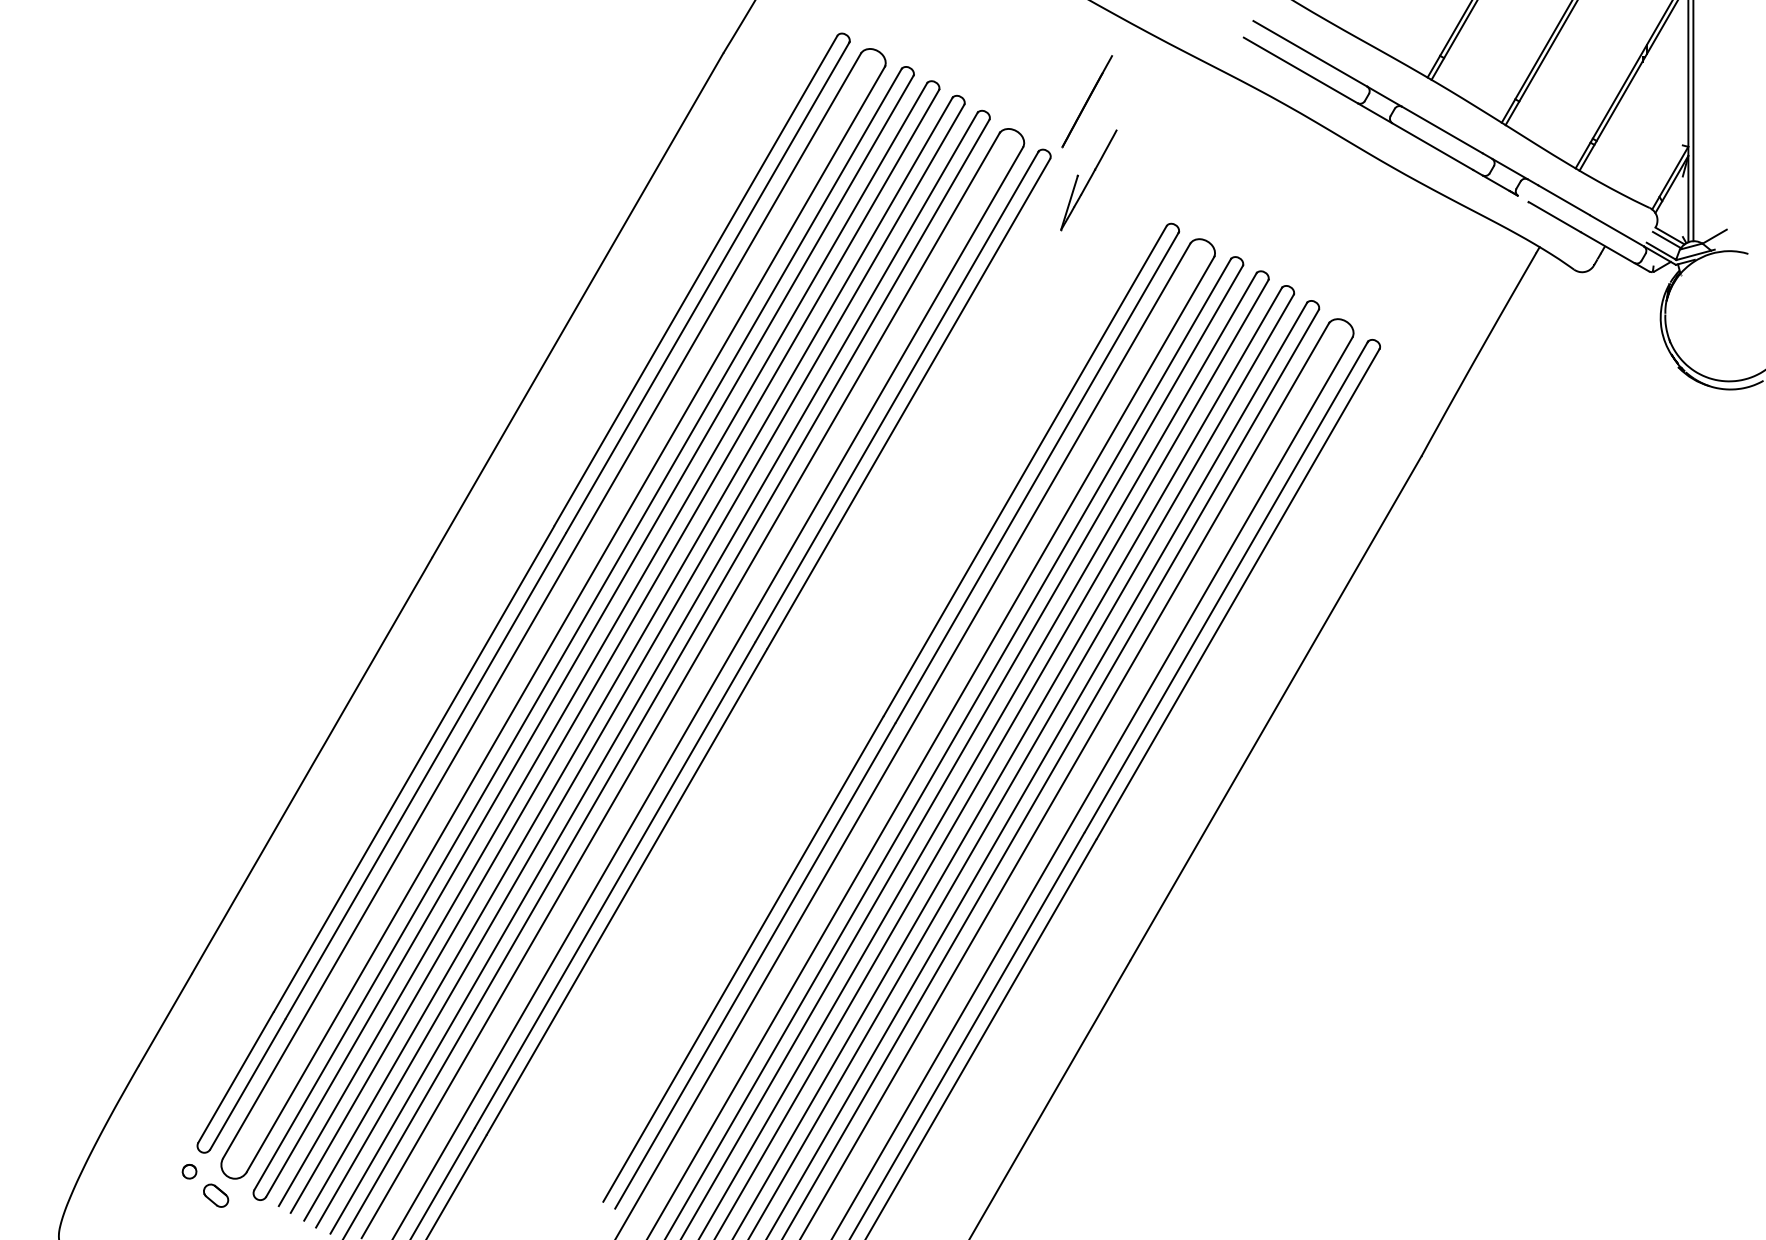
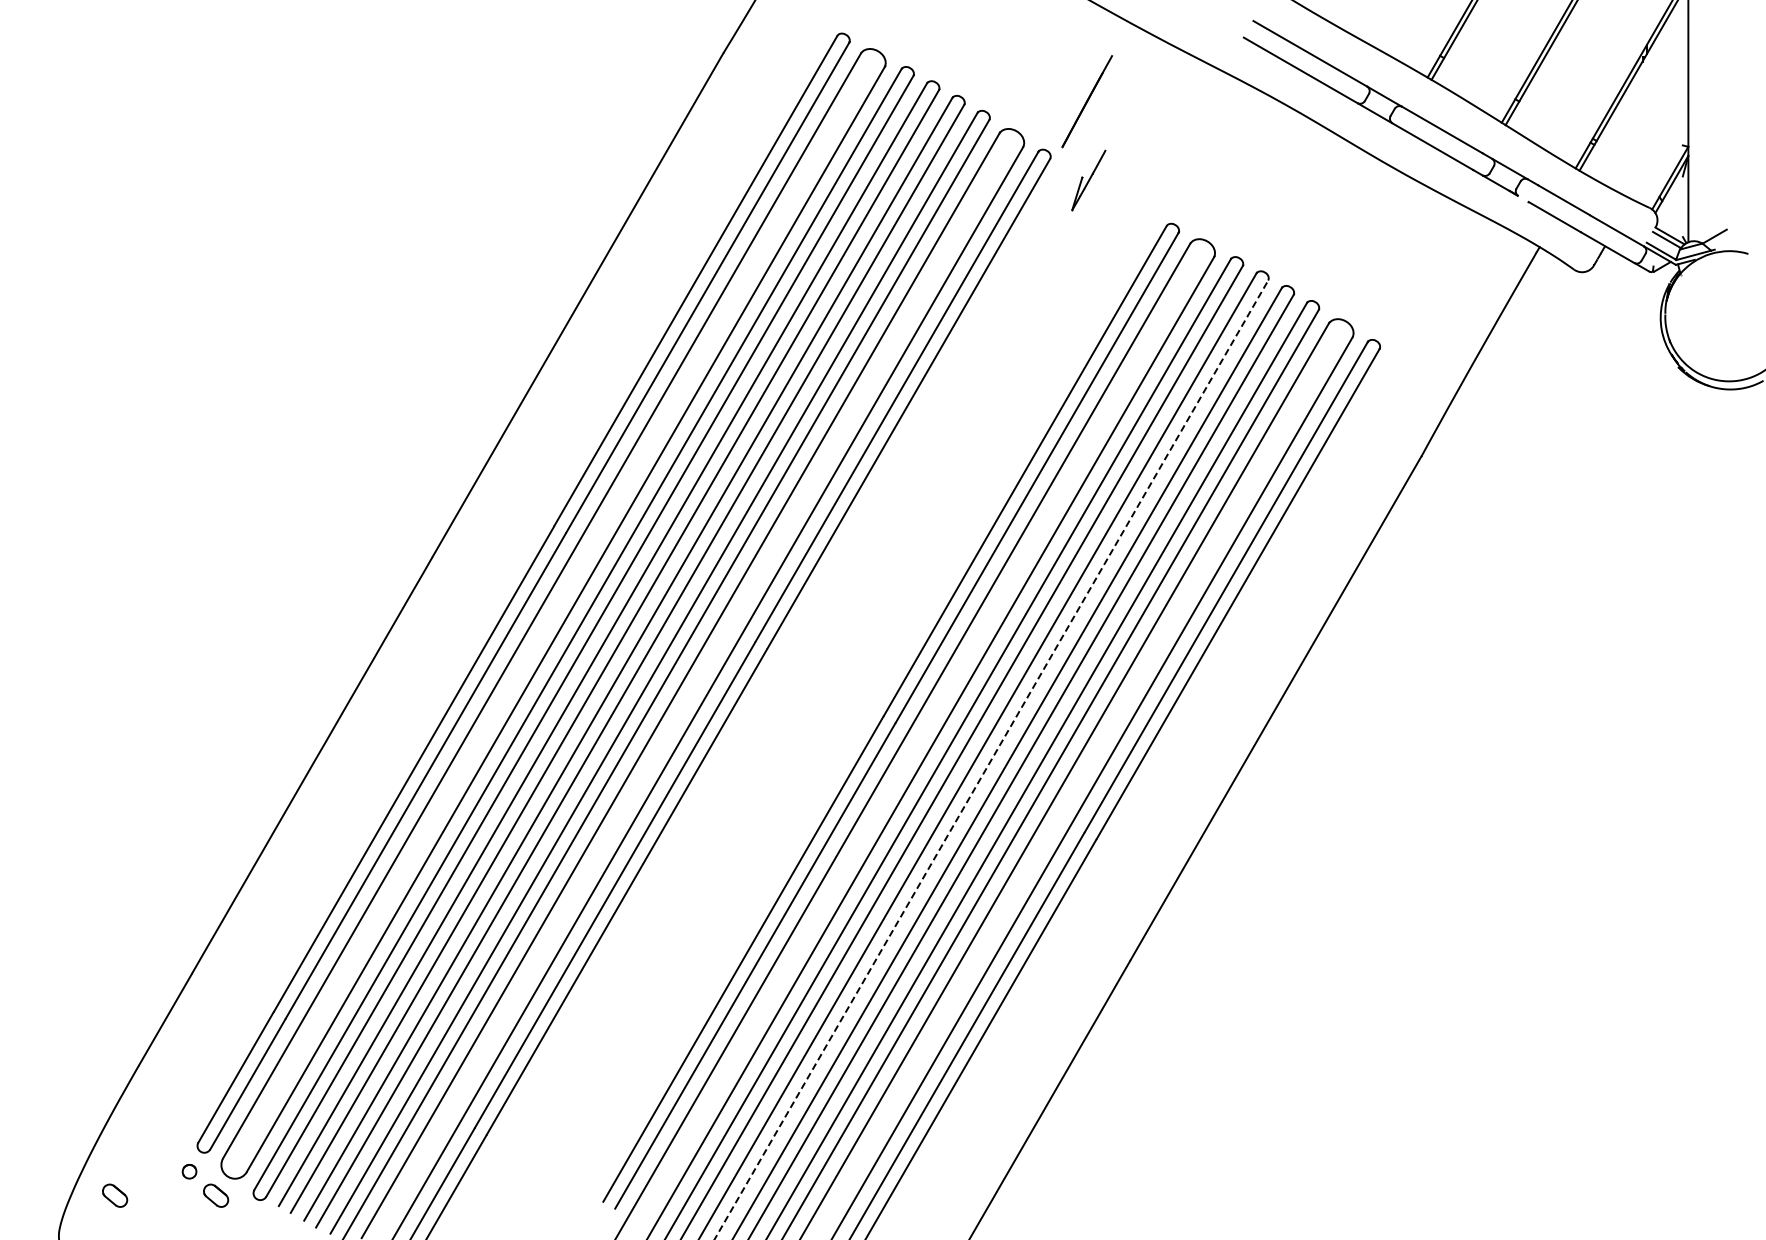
line: present -> none (1693, 121)
part size: 58x103 px -> 36x63 px (1088, 180)
line: solid -> dashed (991, 759)
part: none -> present (115, 1195)
